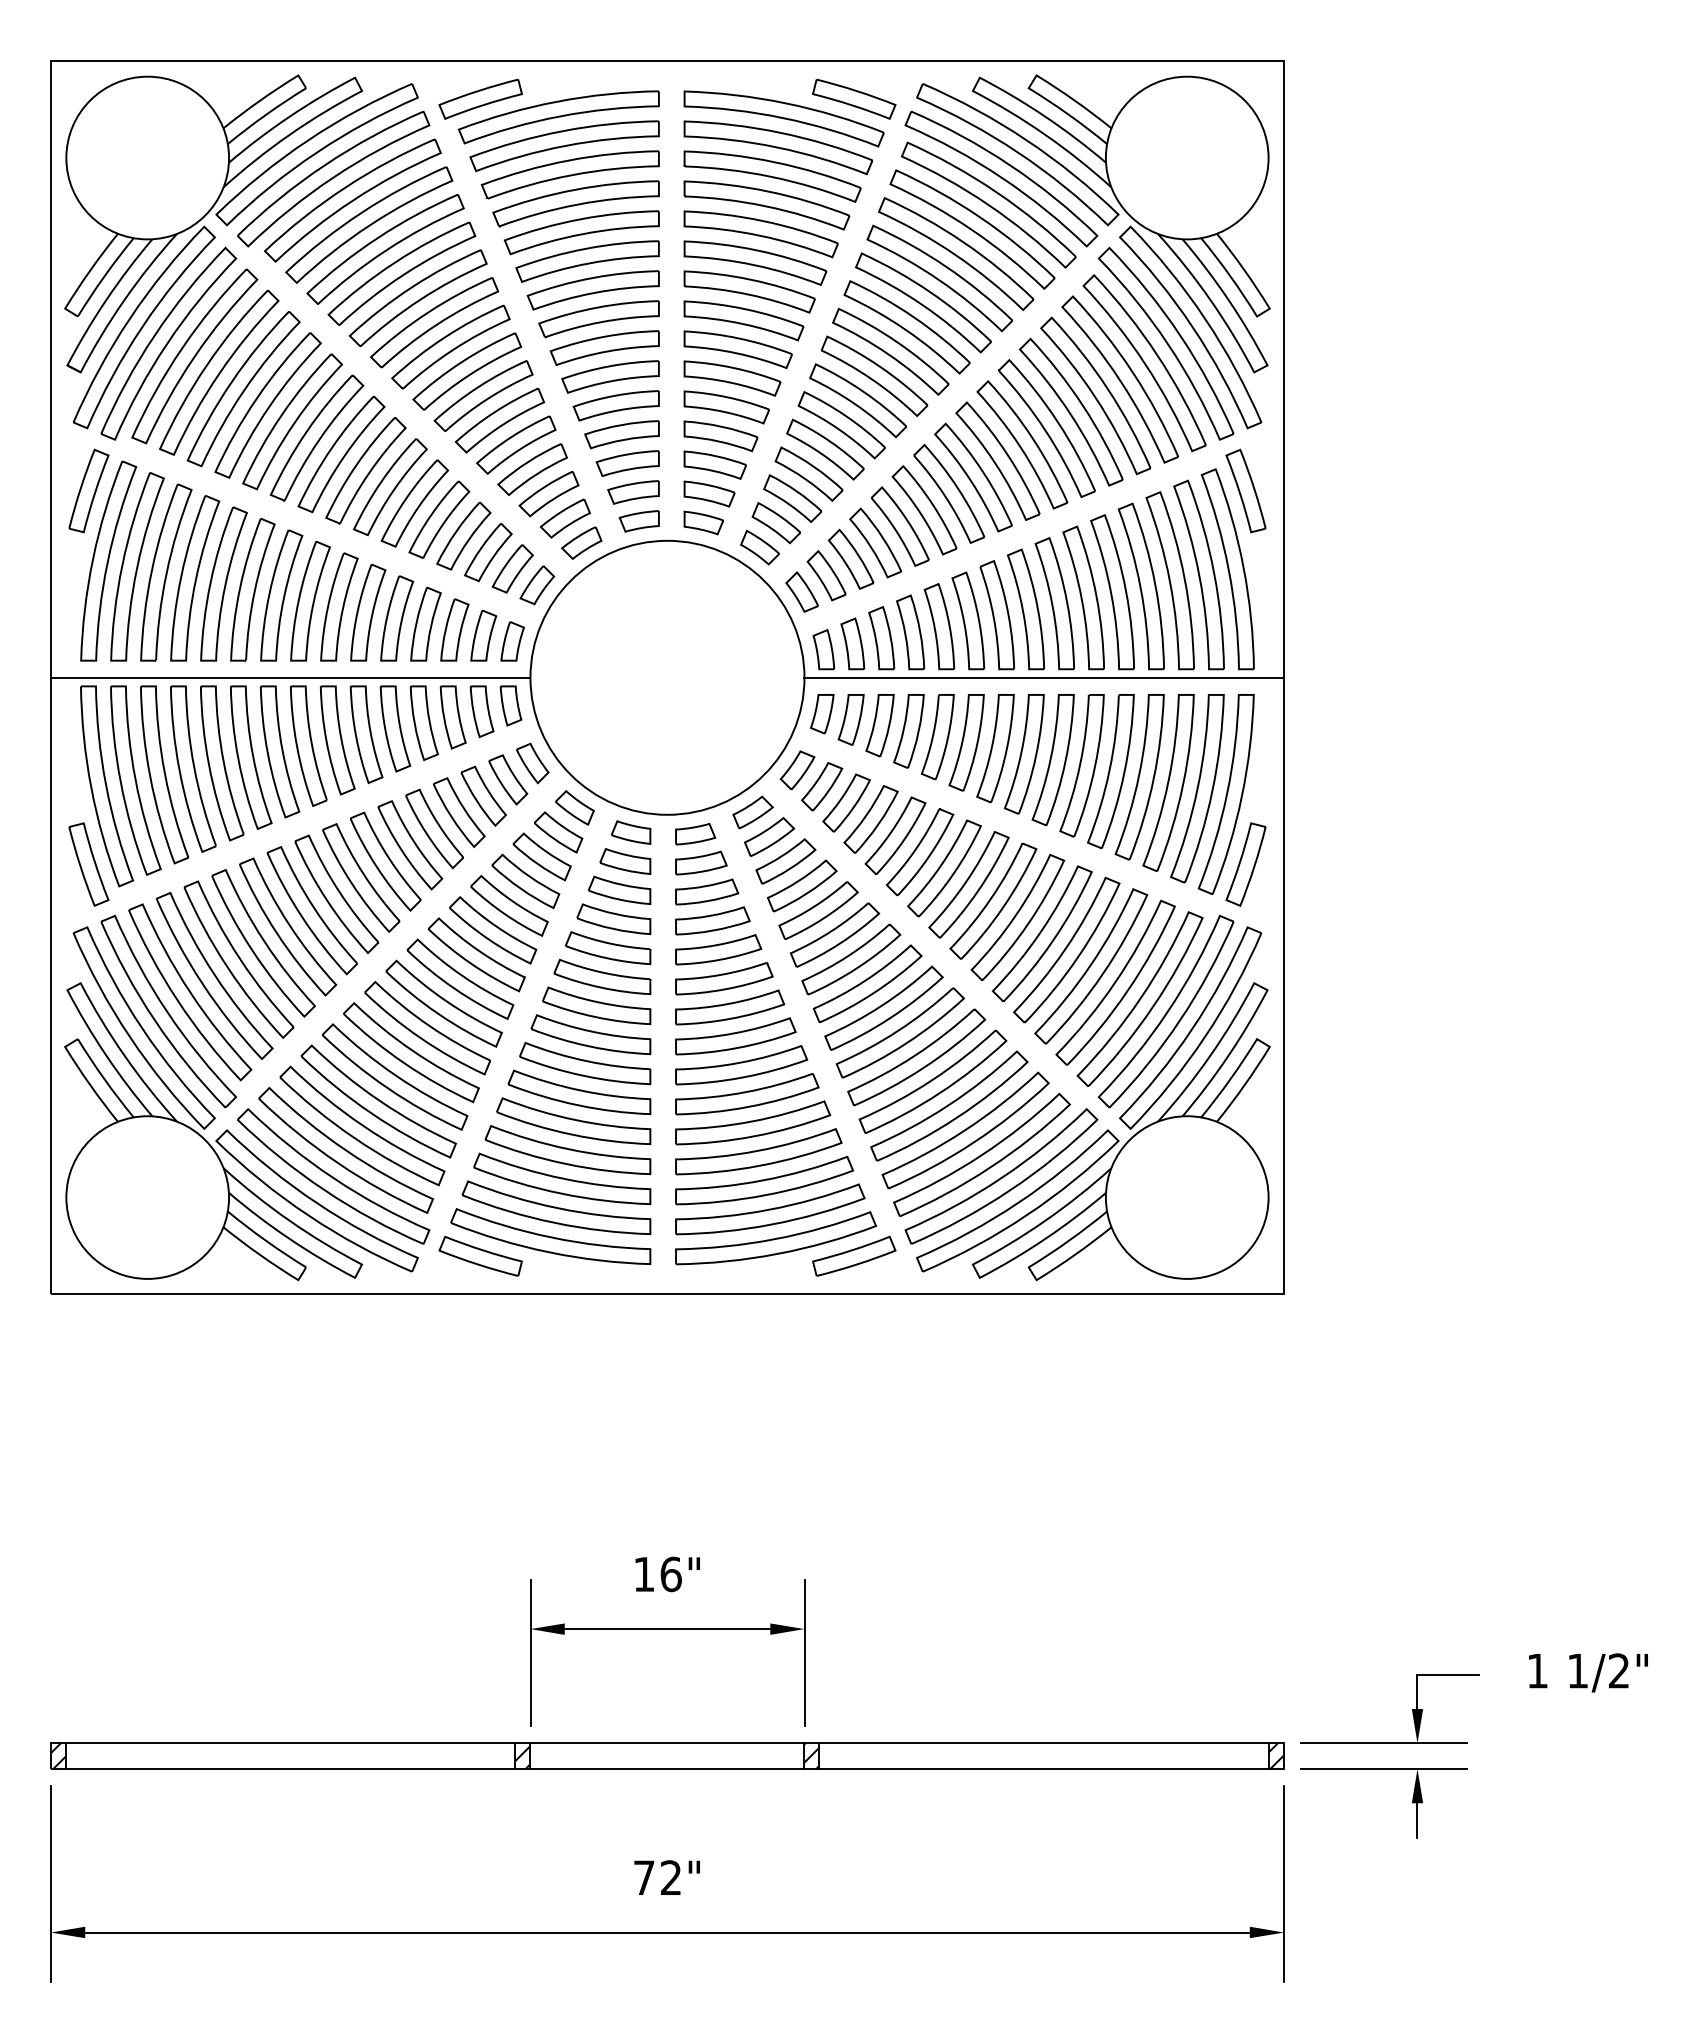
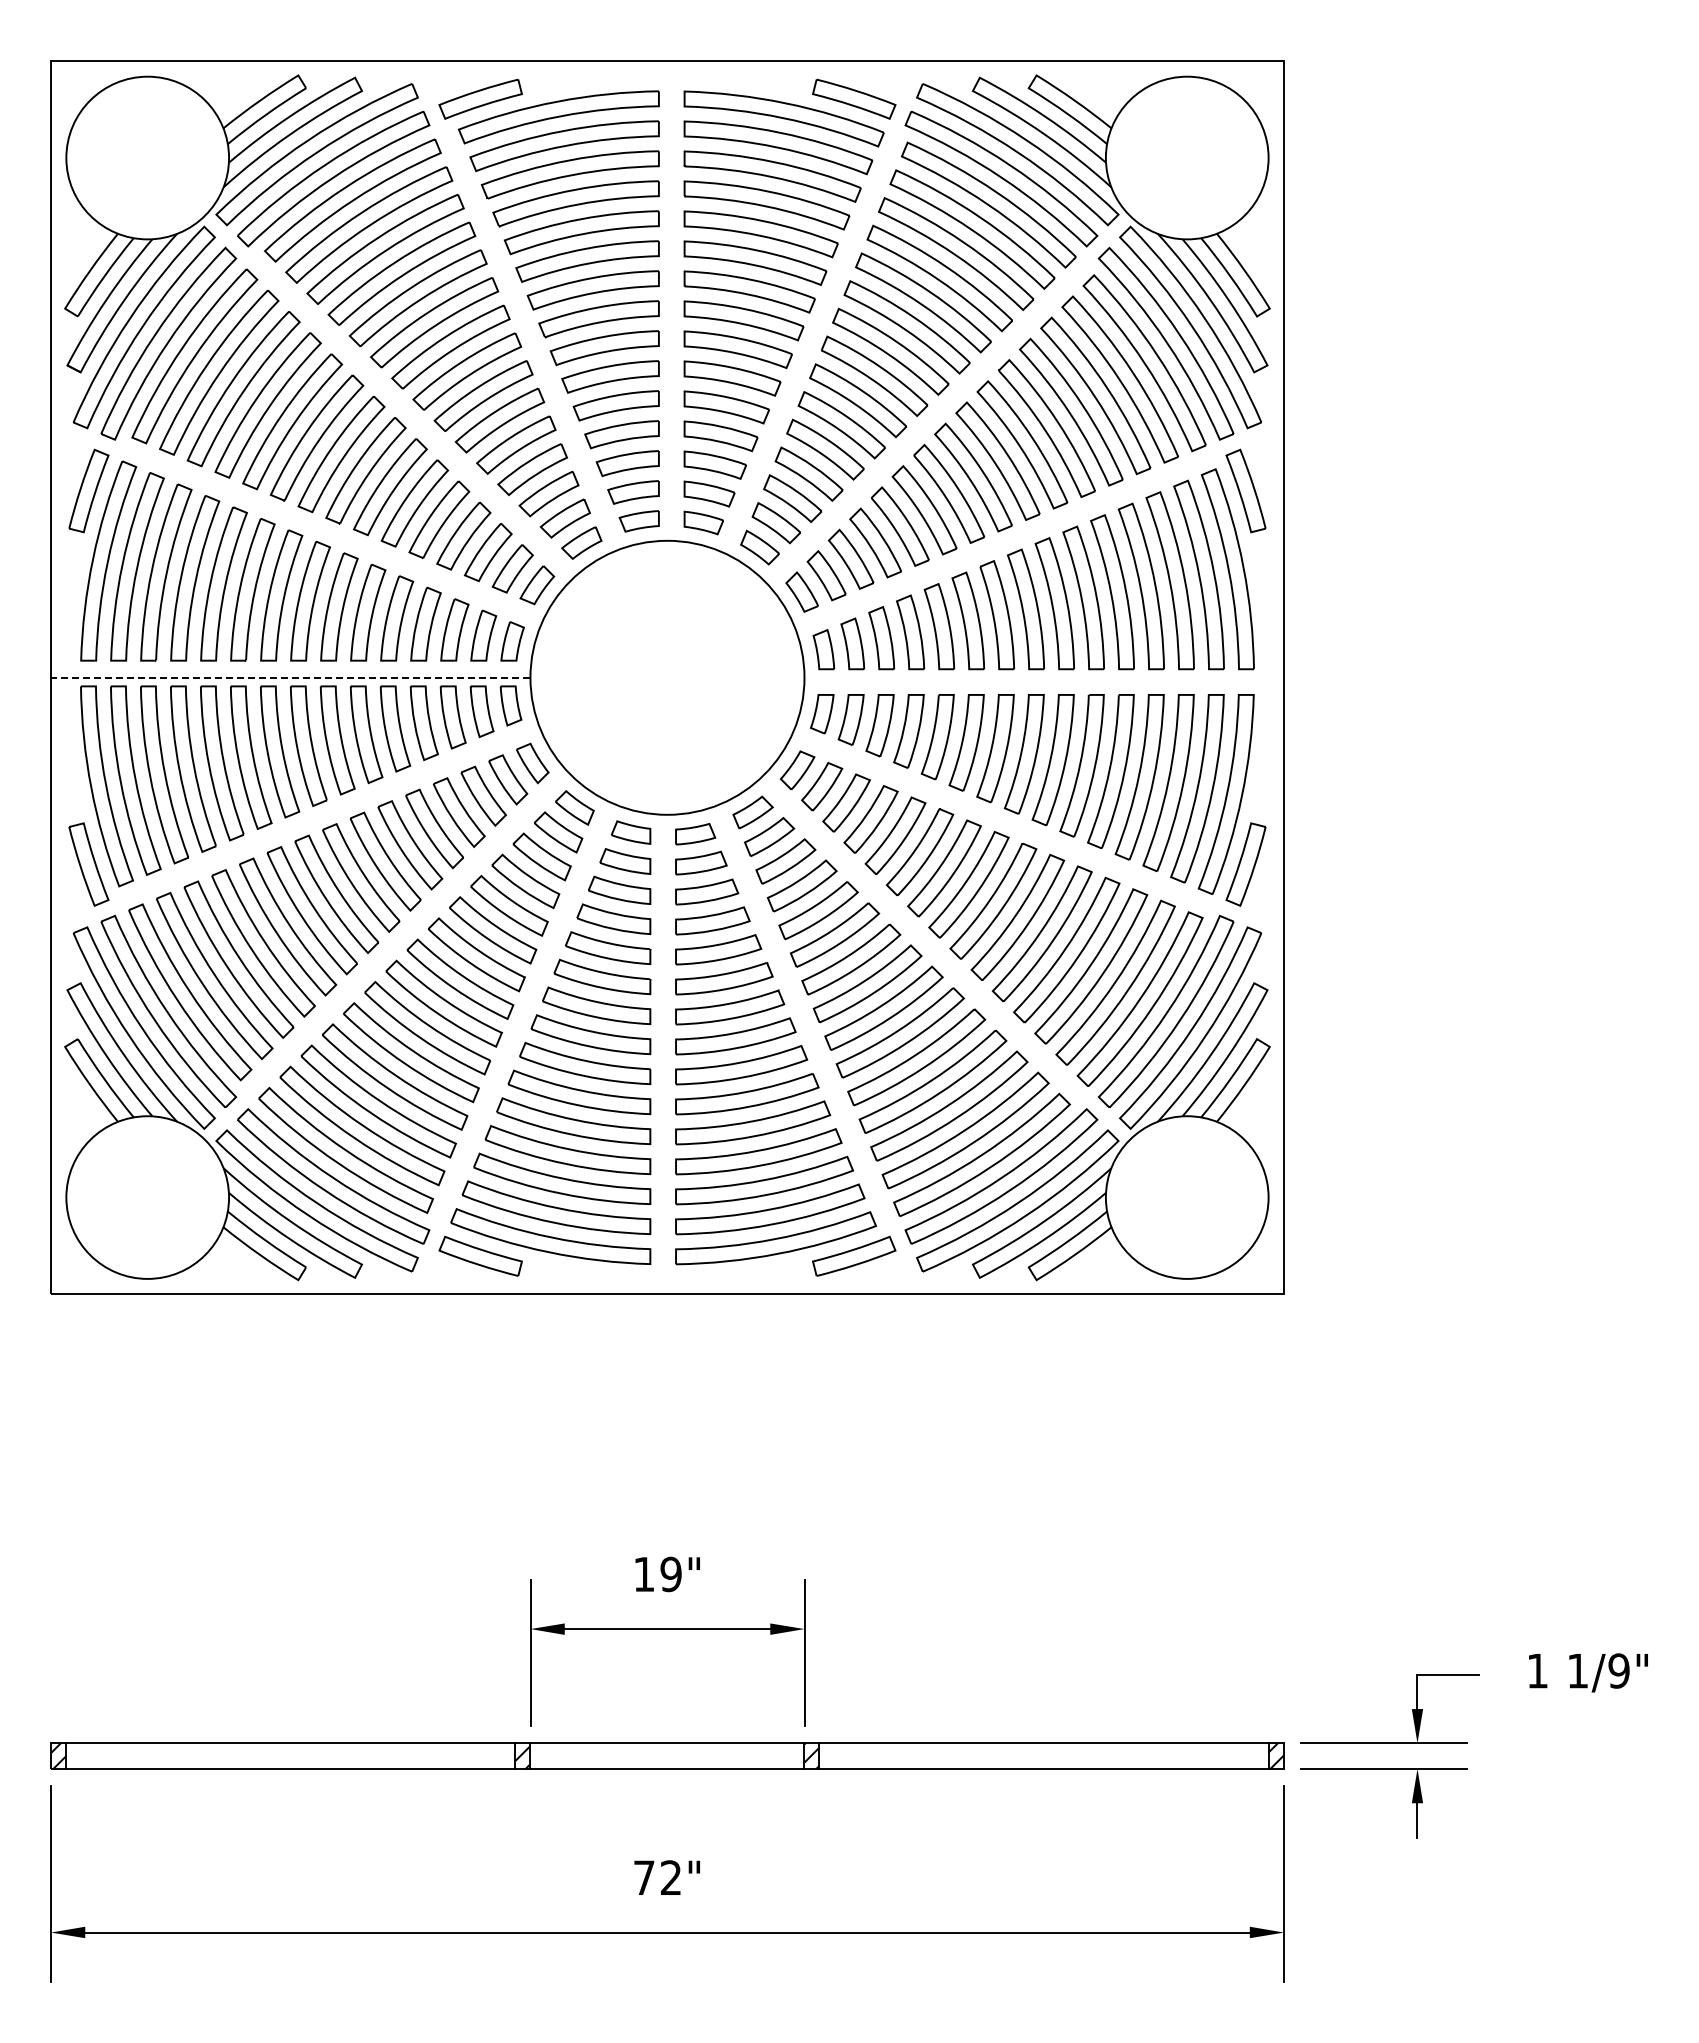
line: solid -> dashed (290, 677)
line: present -> none (1044, 677)
text: 16" -> 19" (670, 1574)
text: 1/2" -> 1/9" (1618, 1670)
